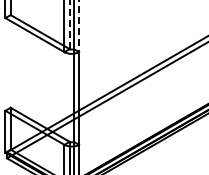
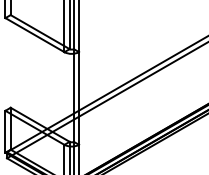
line: dashed -> solid (69, 24)
line: dashed -> solid (79, 26)
